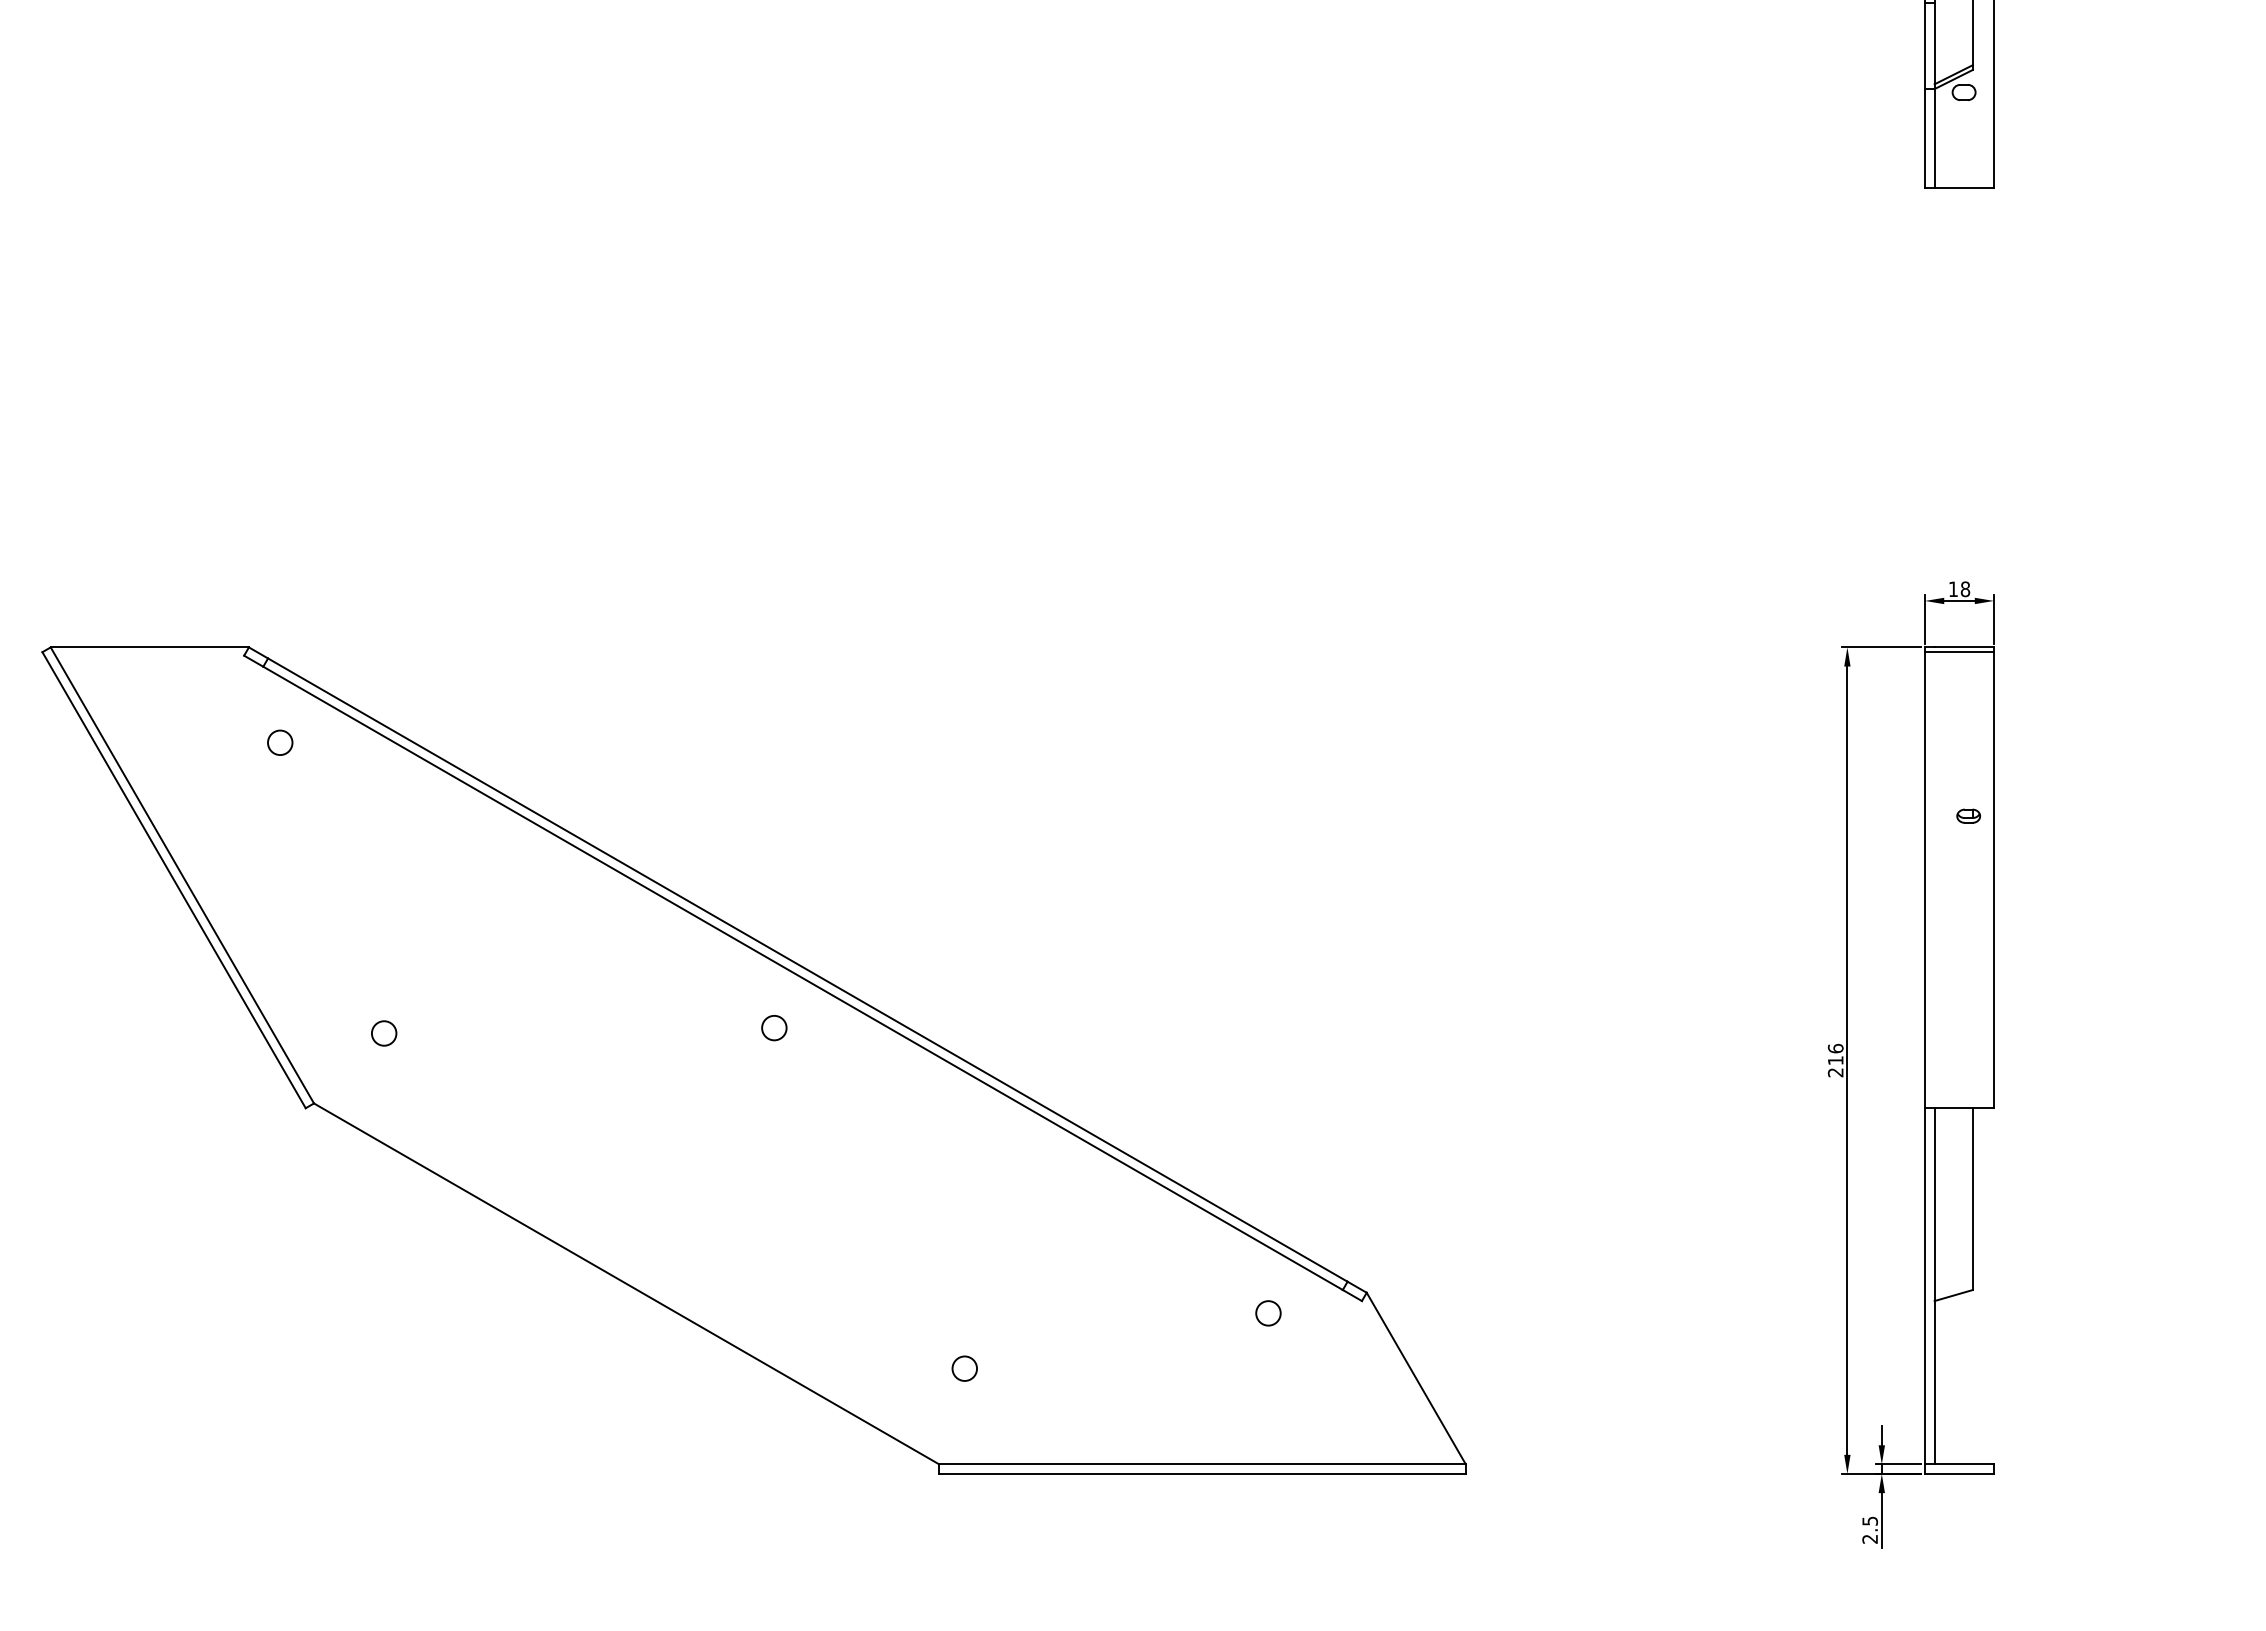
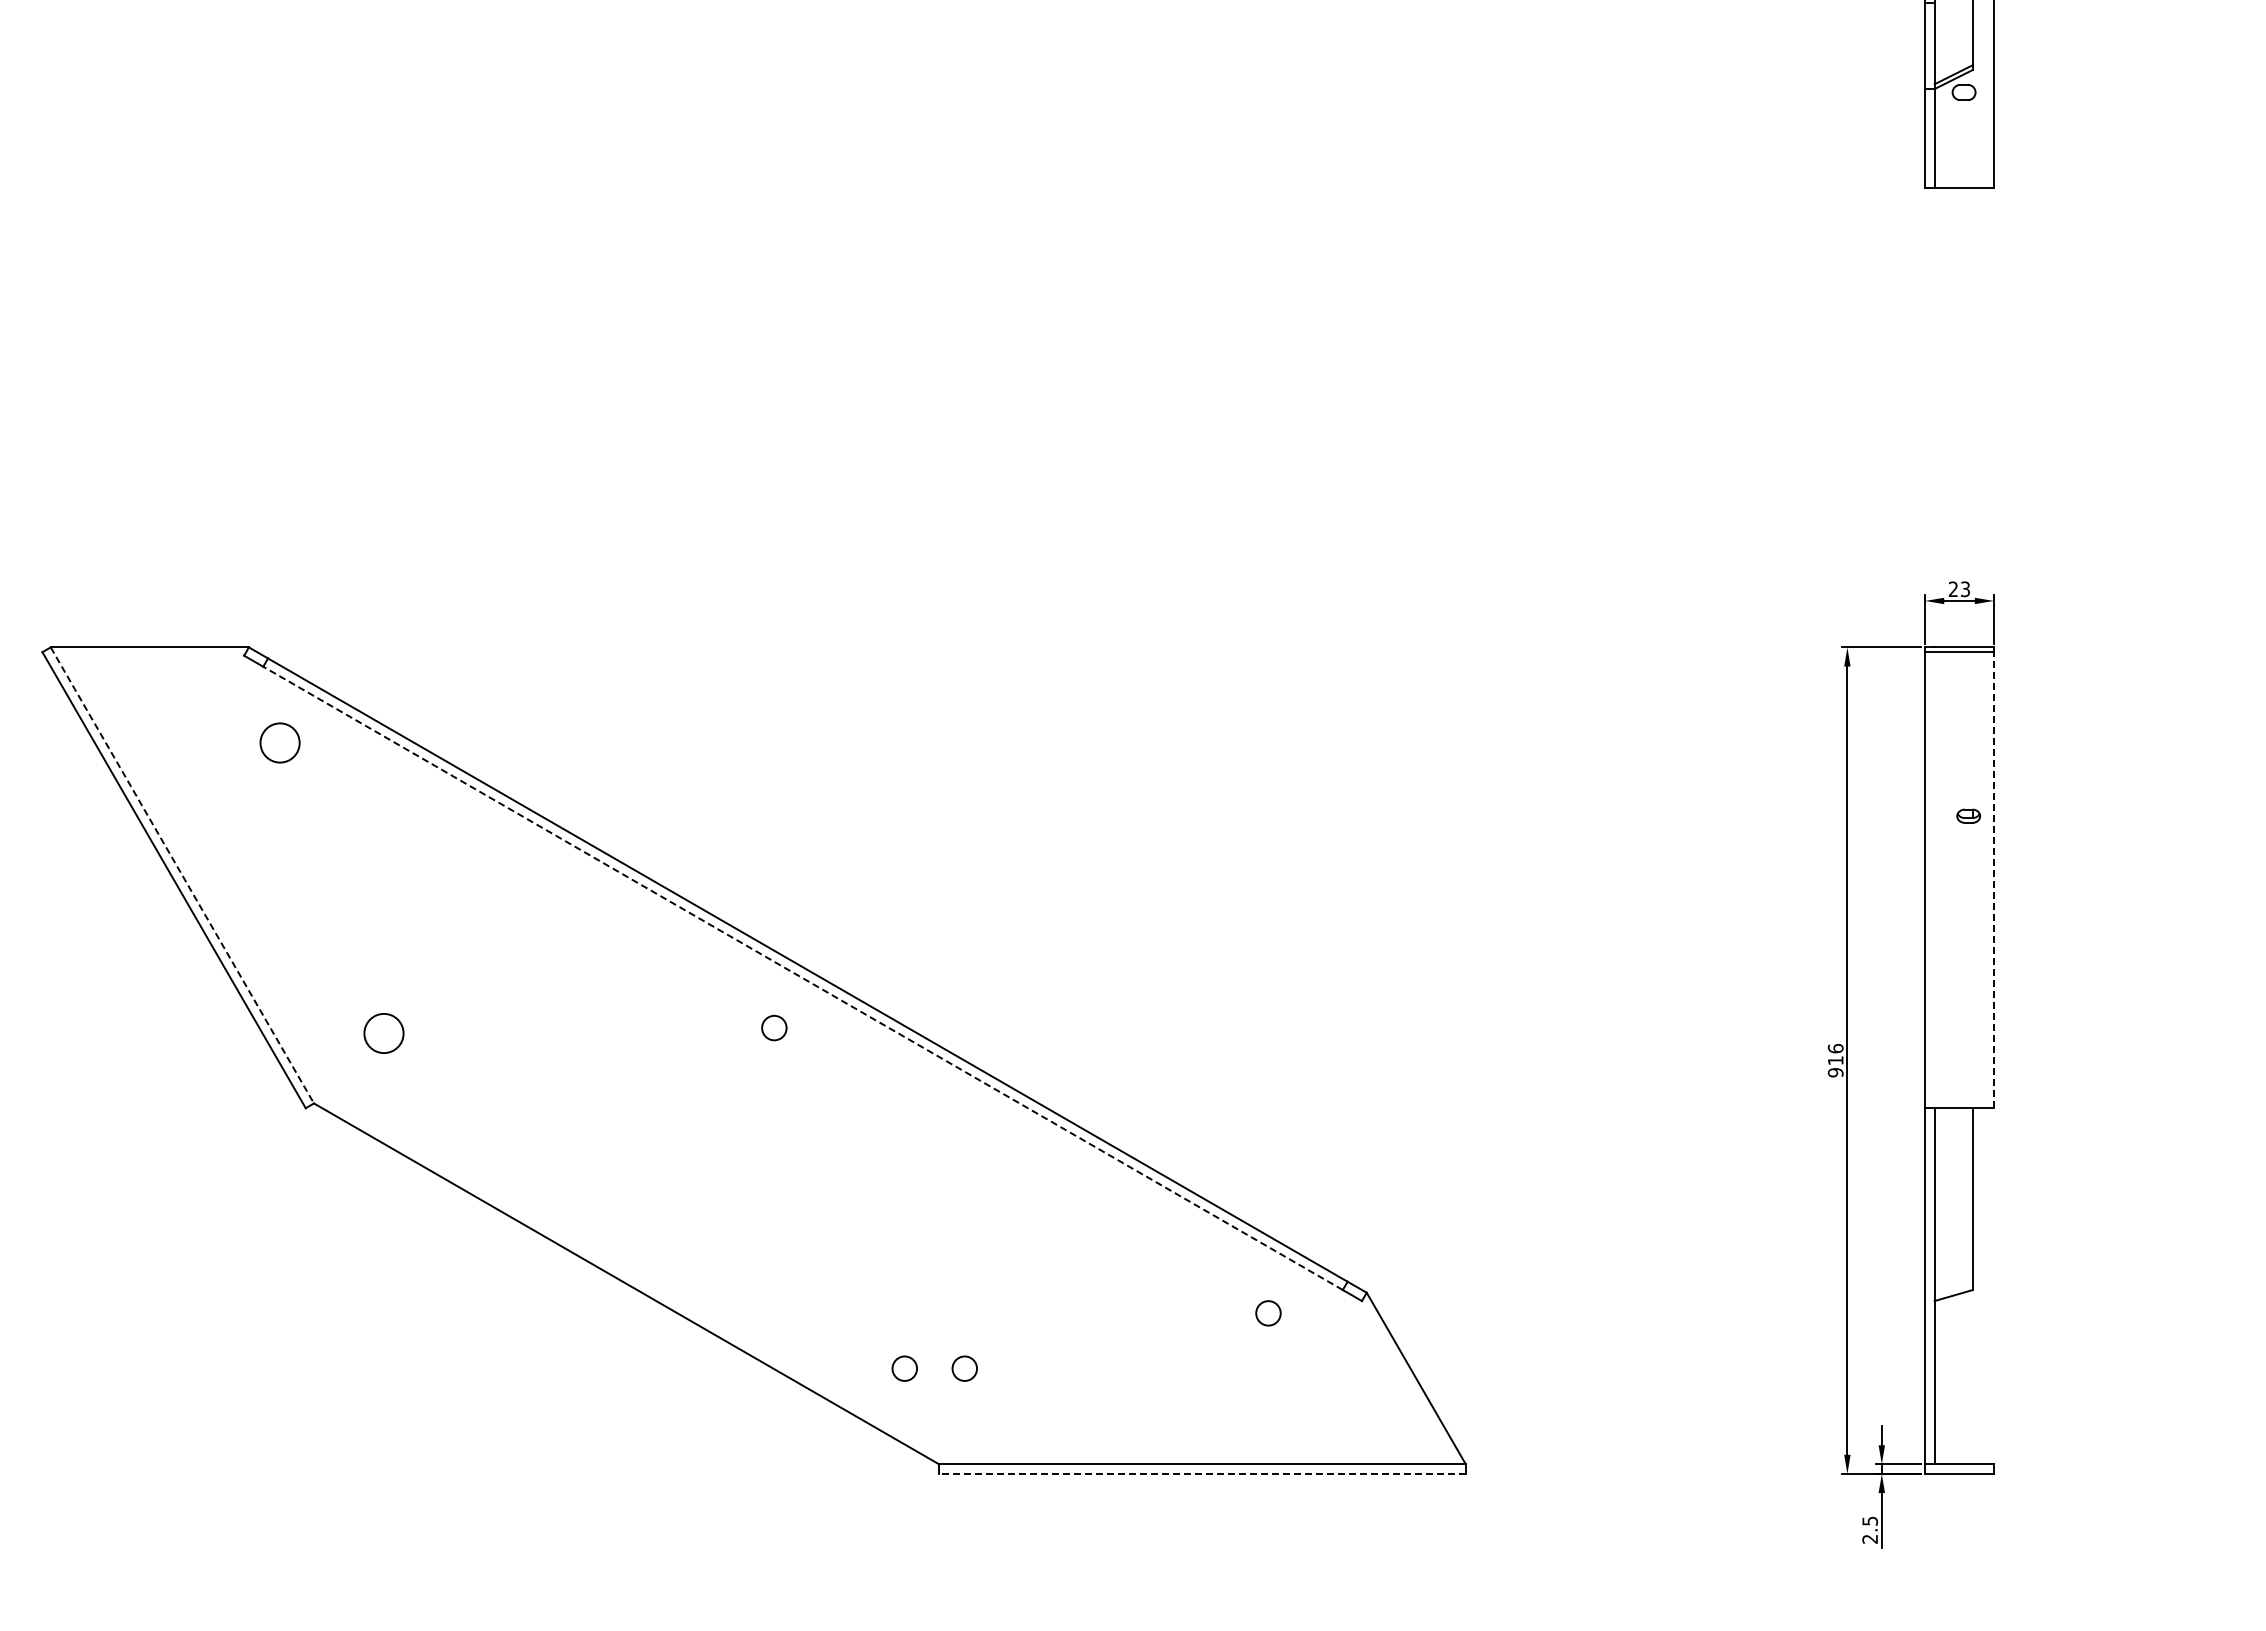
text: 18 -> 23 (1959, 589)
circle size: 27x27 px -> 42x42 px (279, 742)
line: solid -> dashed (182, 875)
line: solid -> dashed (1993, 879)
line: solid -> dashed (802, 978)
circle size: 27x27 px -> 42x41 px (383, 1033)
text: 216 -> 916 (1835, 1072)
circle: none -> present (904, 1368)
line: solid -> dashed (1202, 1473)
